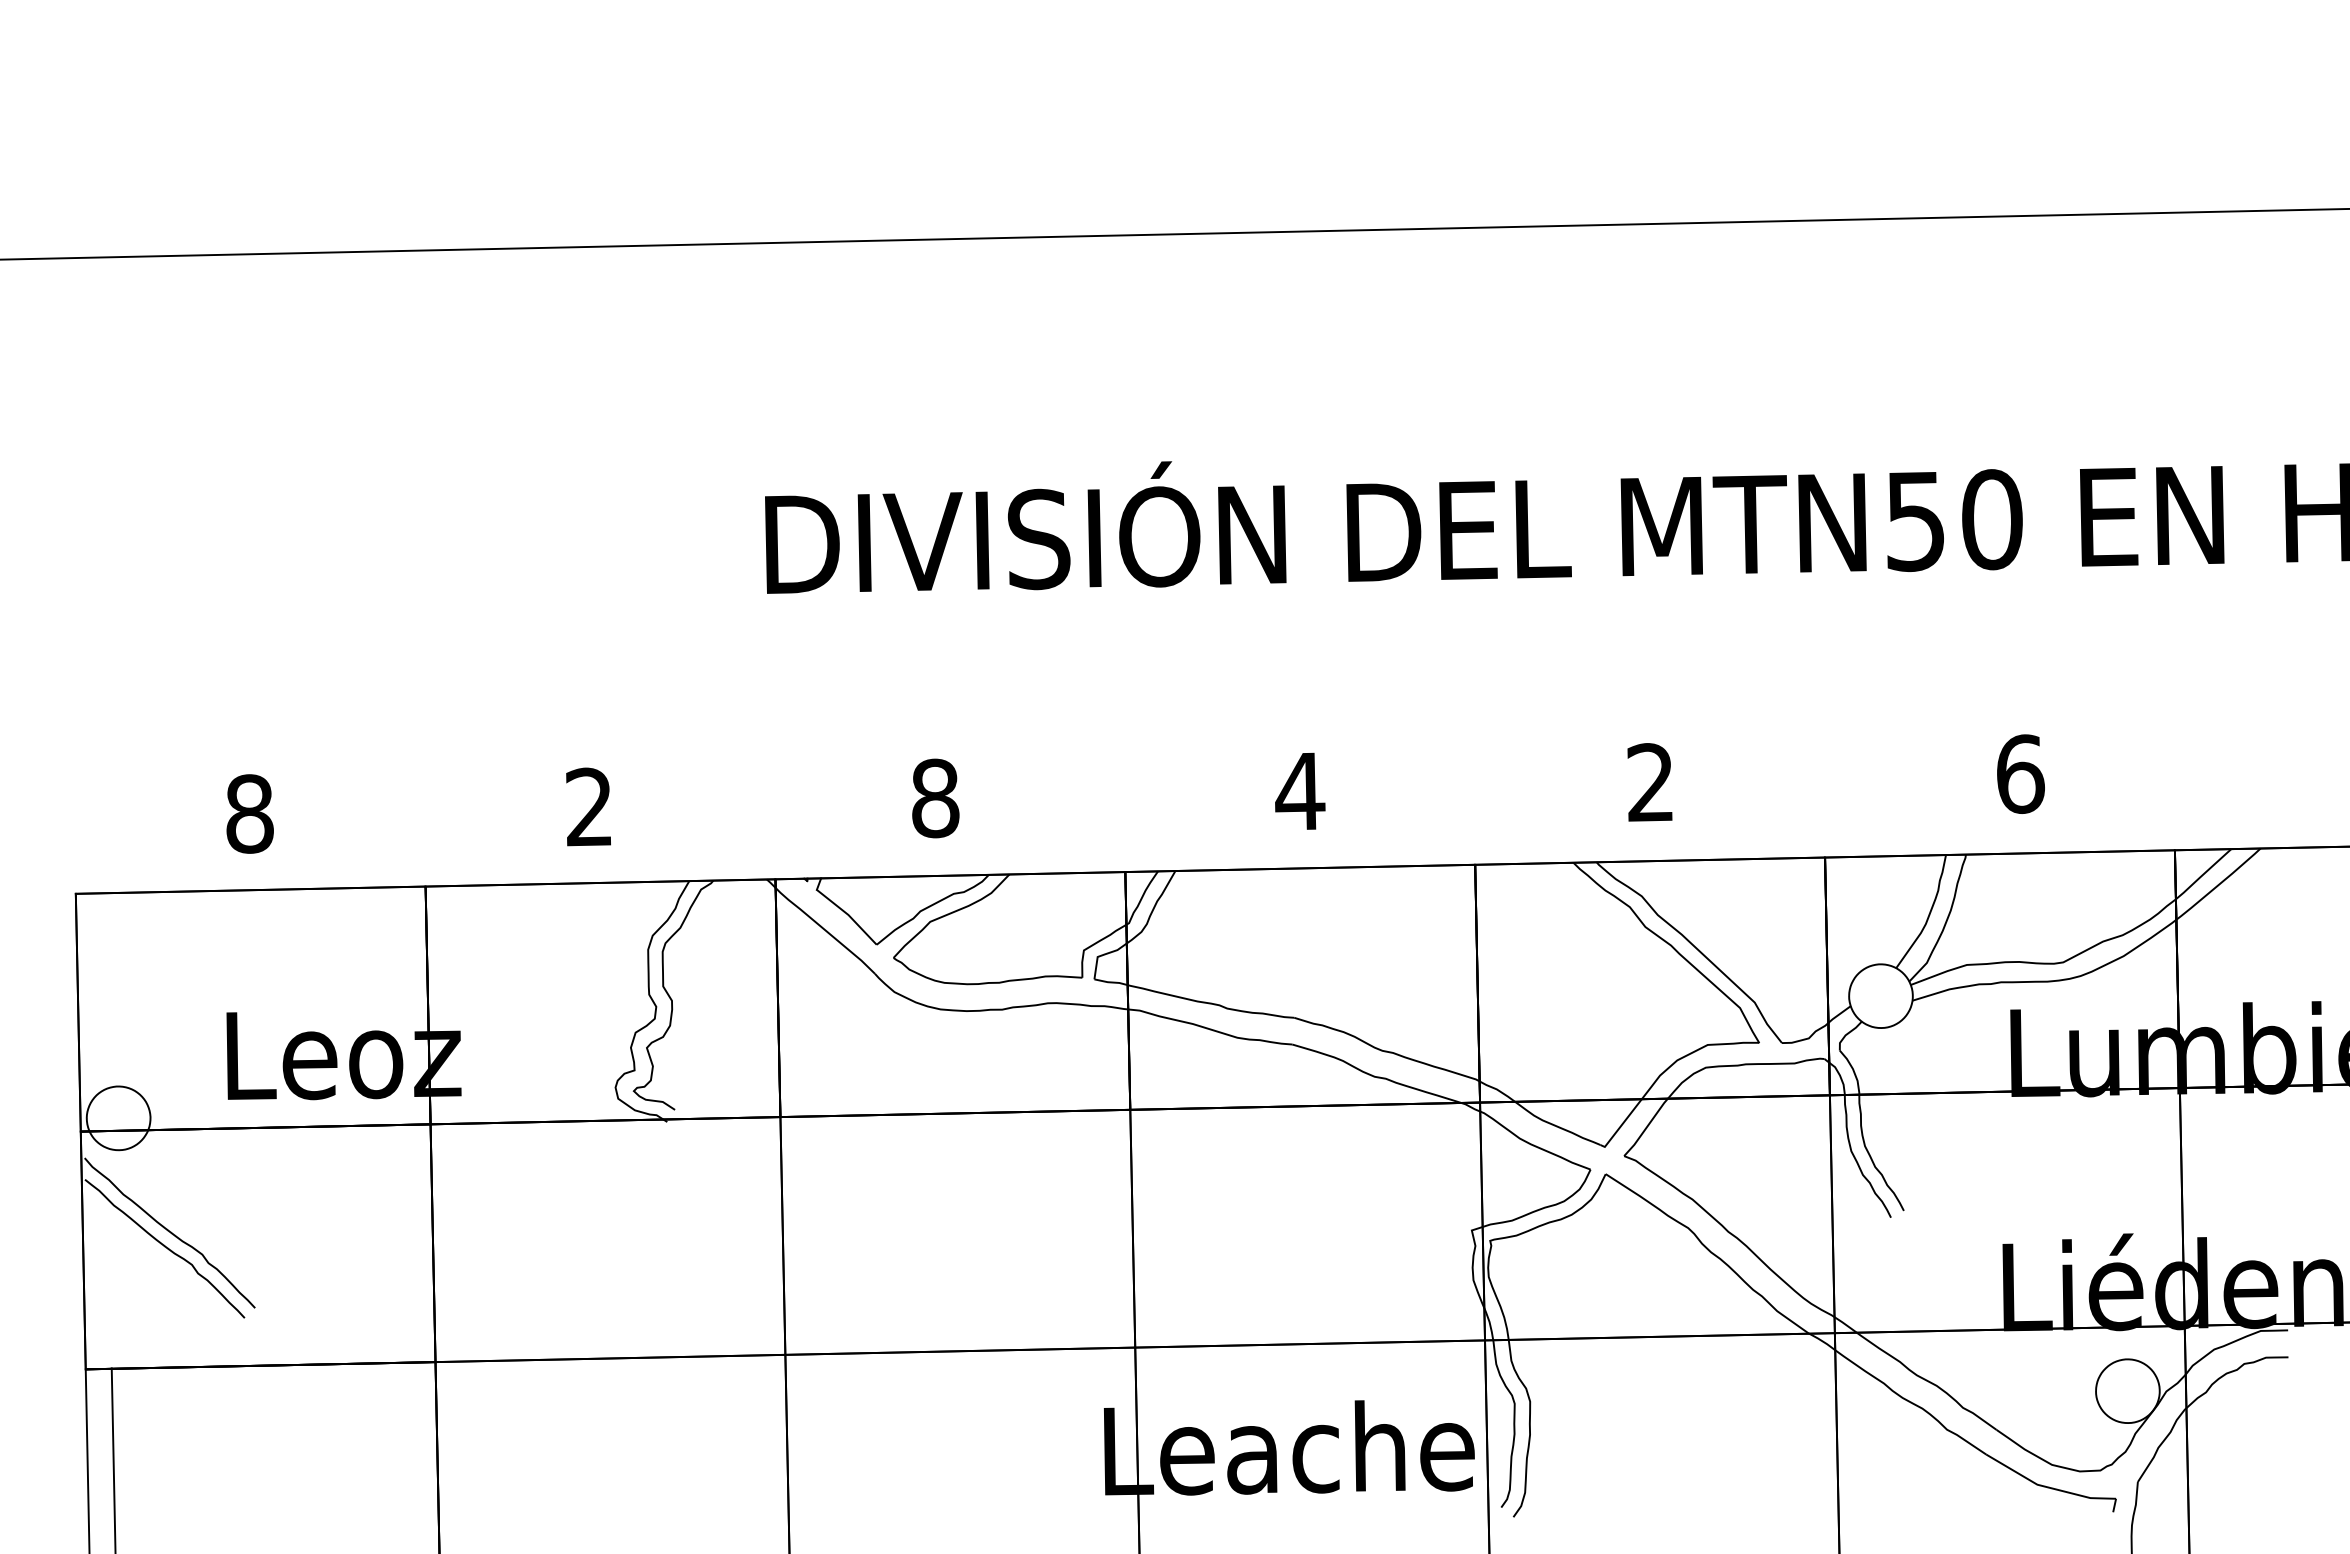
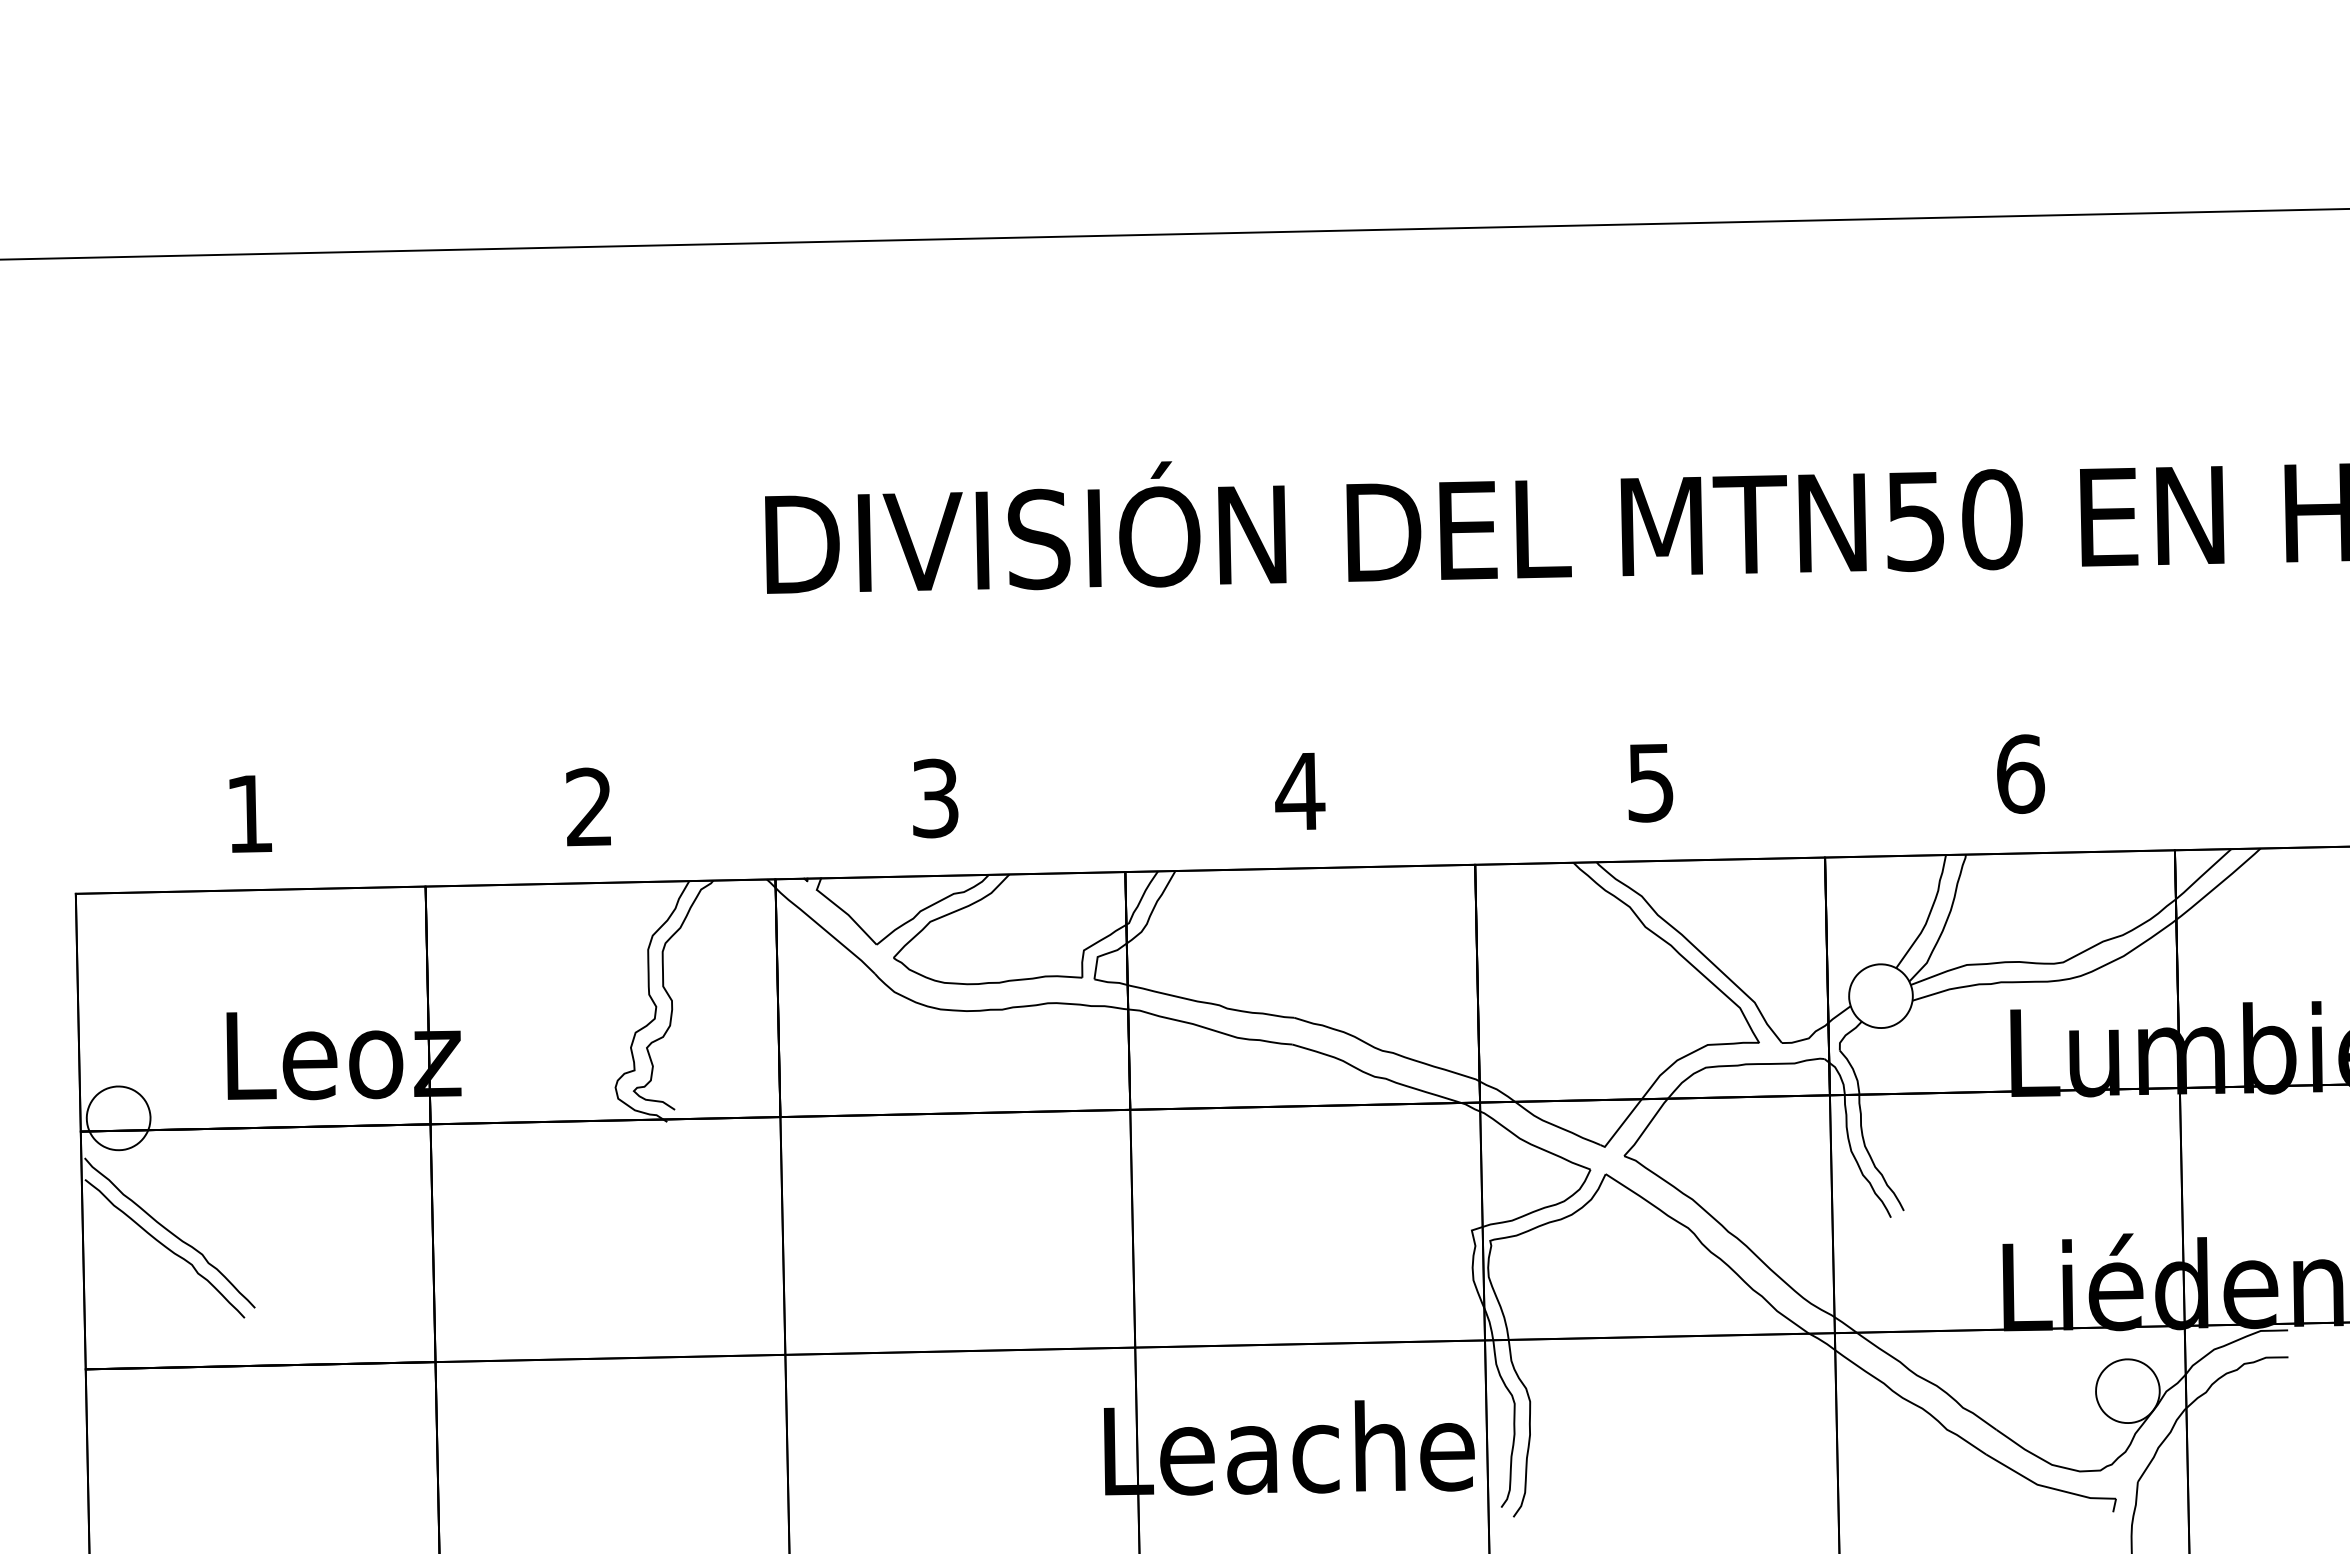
text: 2 -> 5 (1650, 782)
text: 8 -> 3 (935, 798)
text: 8 -> 1 (249, 813)
line position: (113, 1459) -> (87, 1459) (87, 1459)
